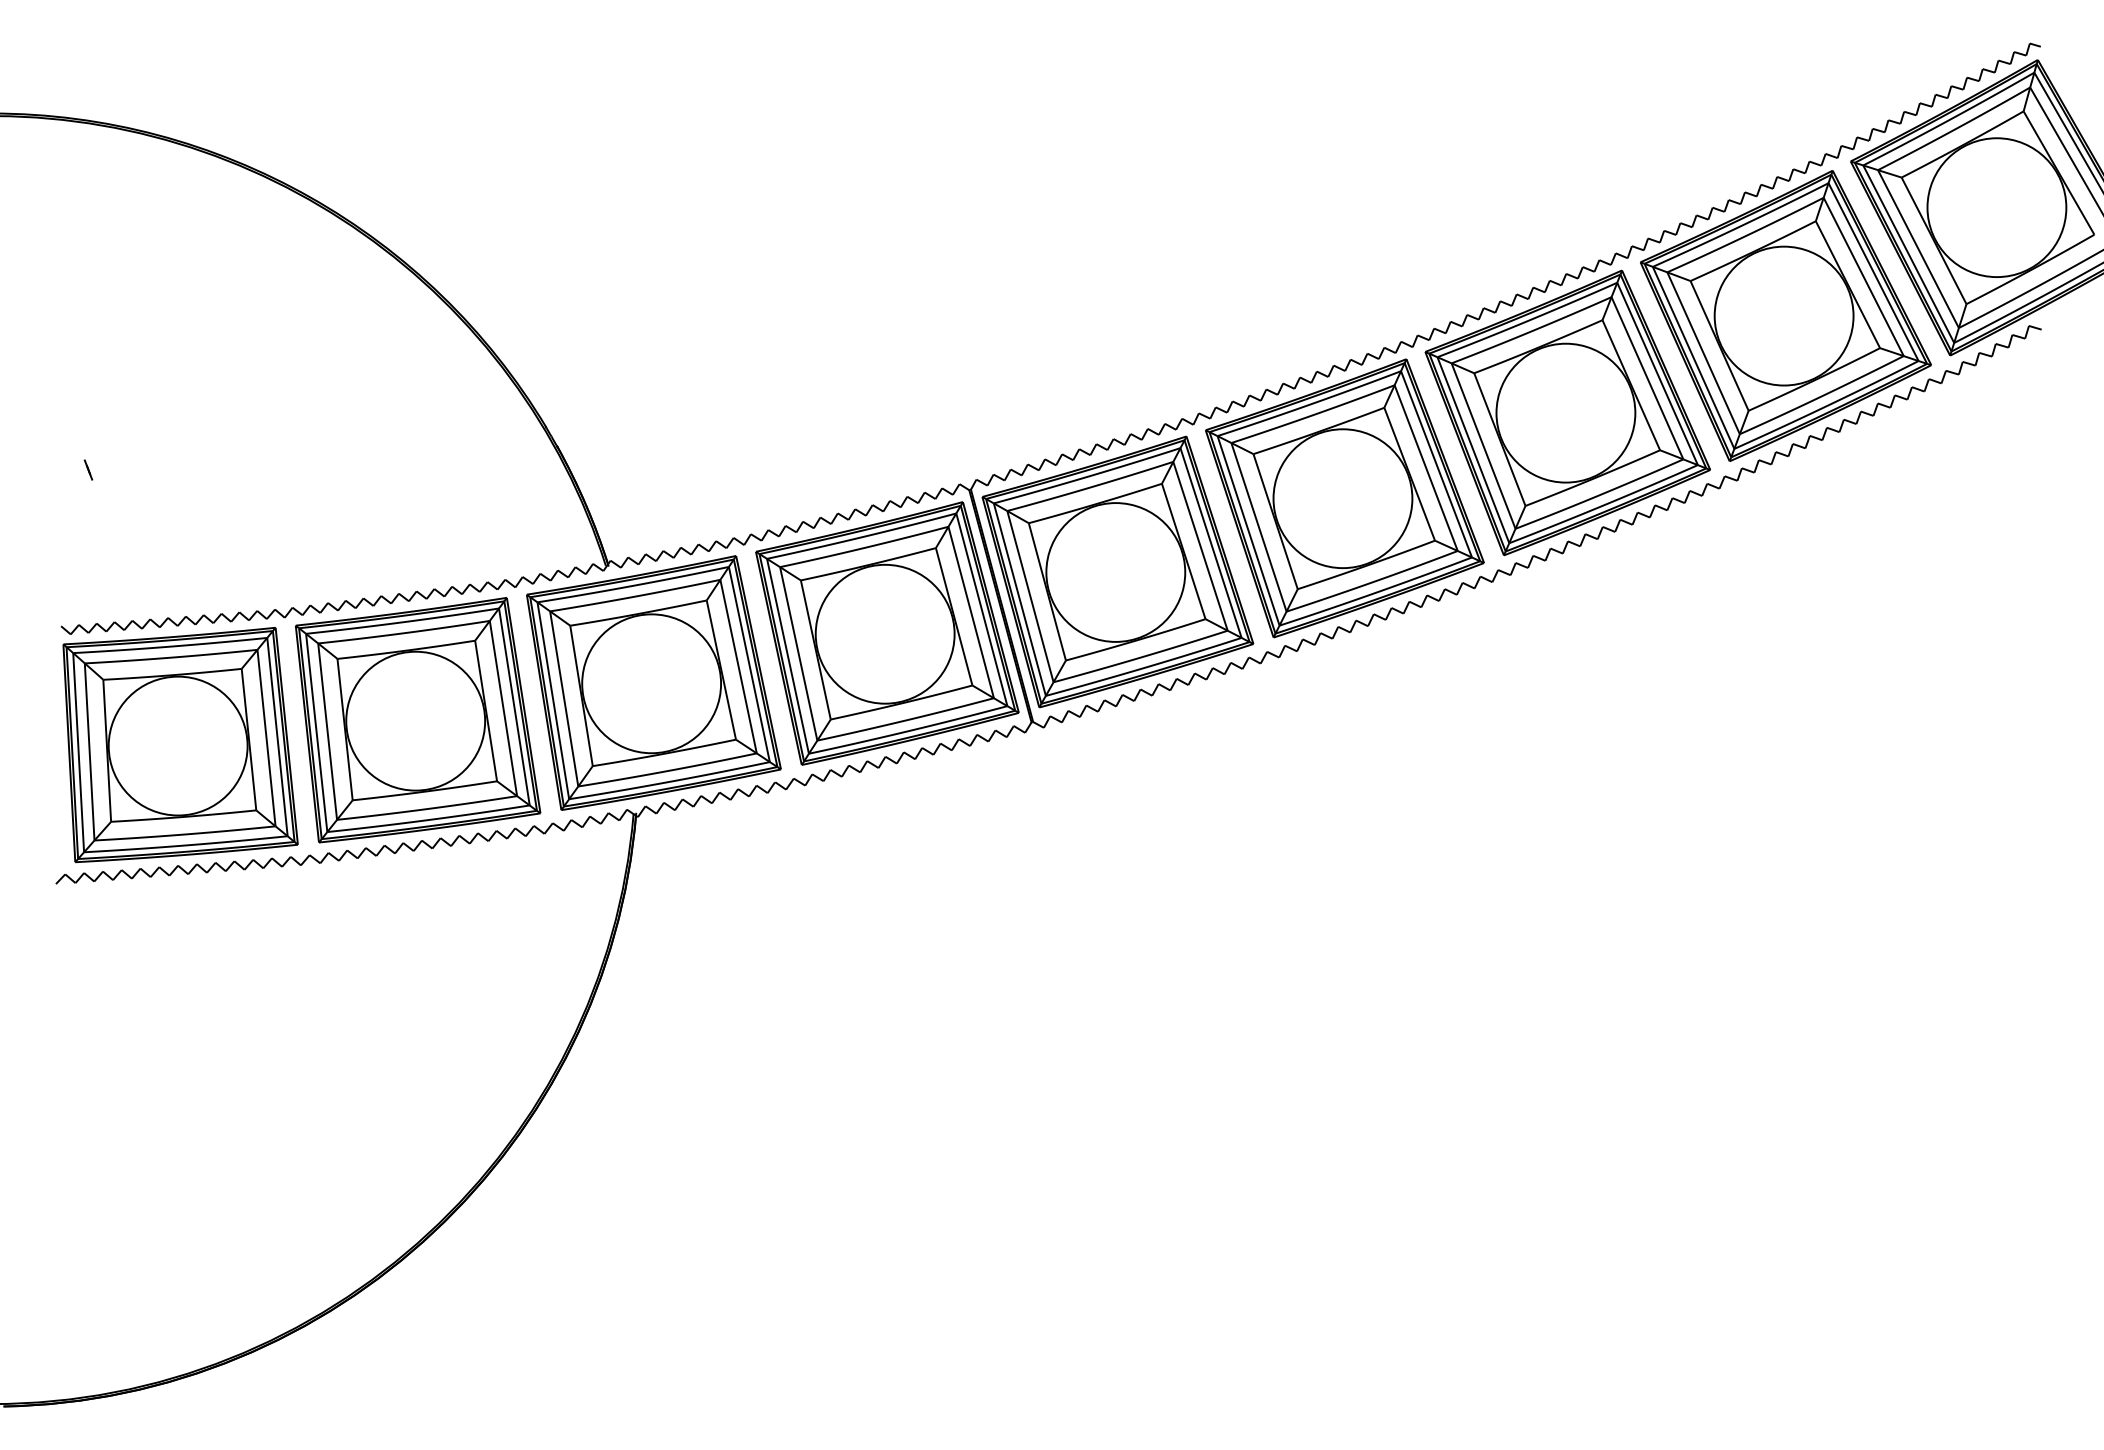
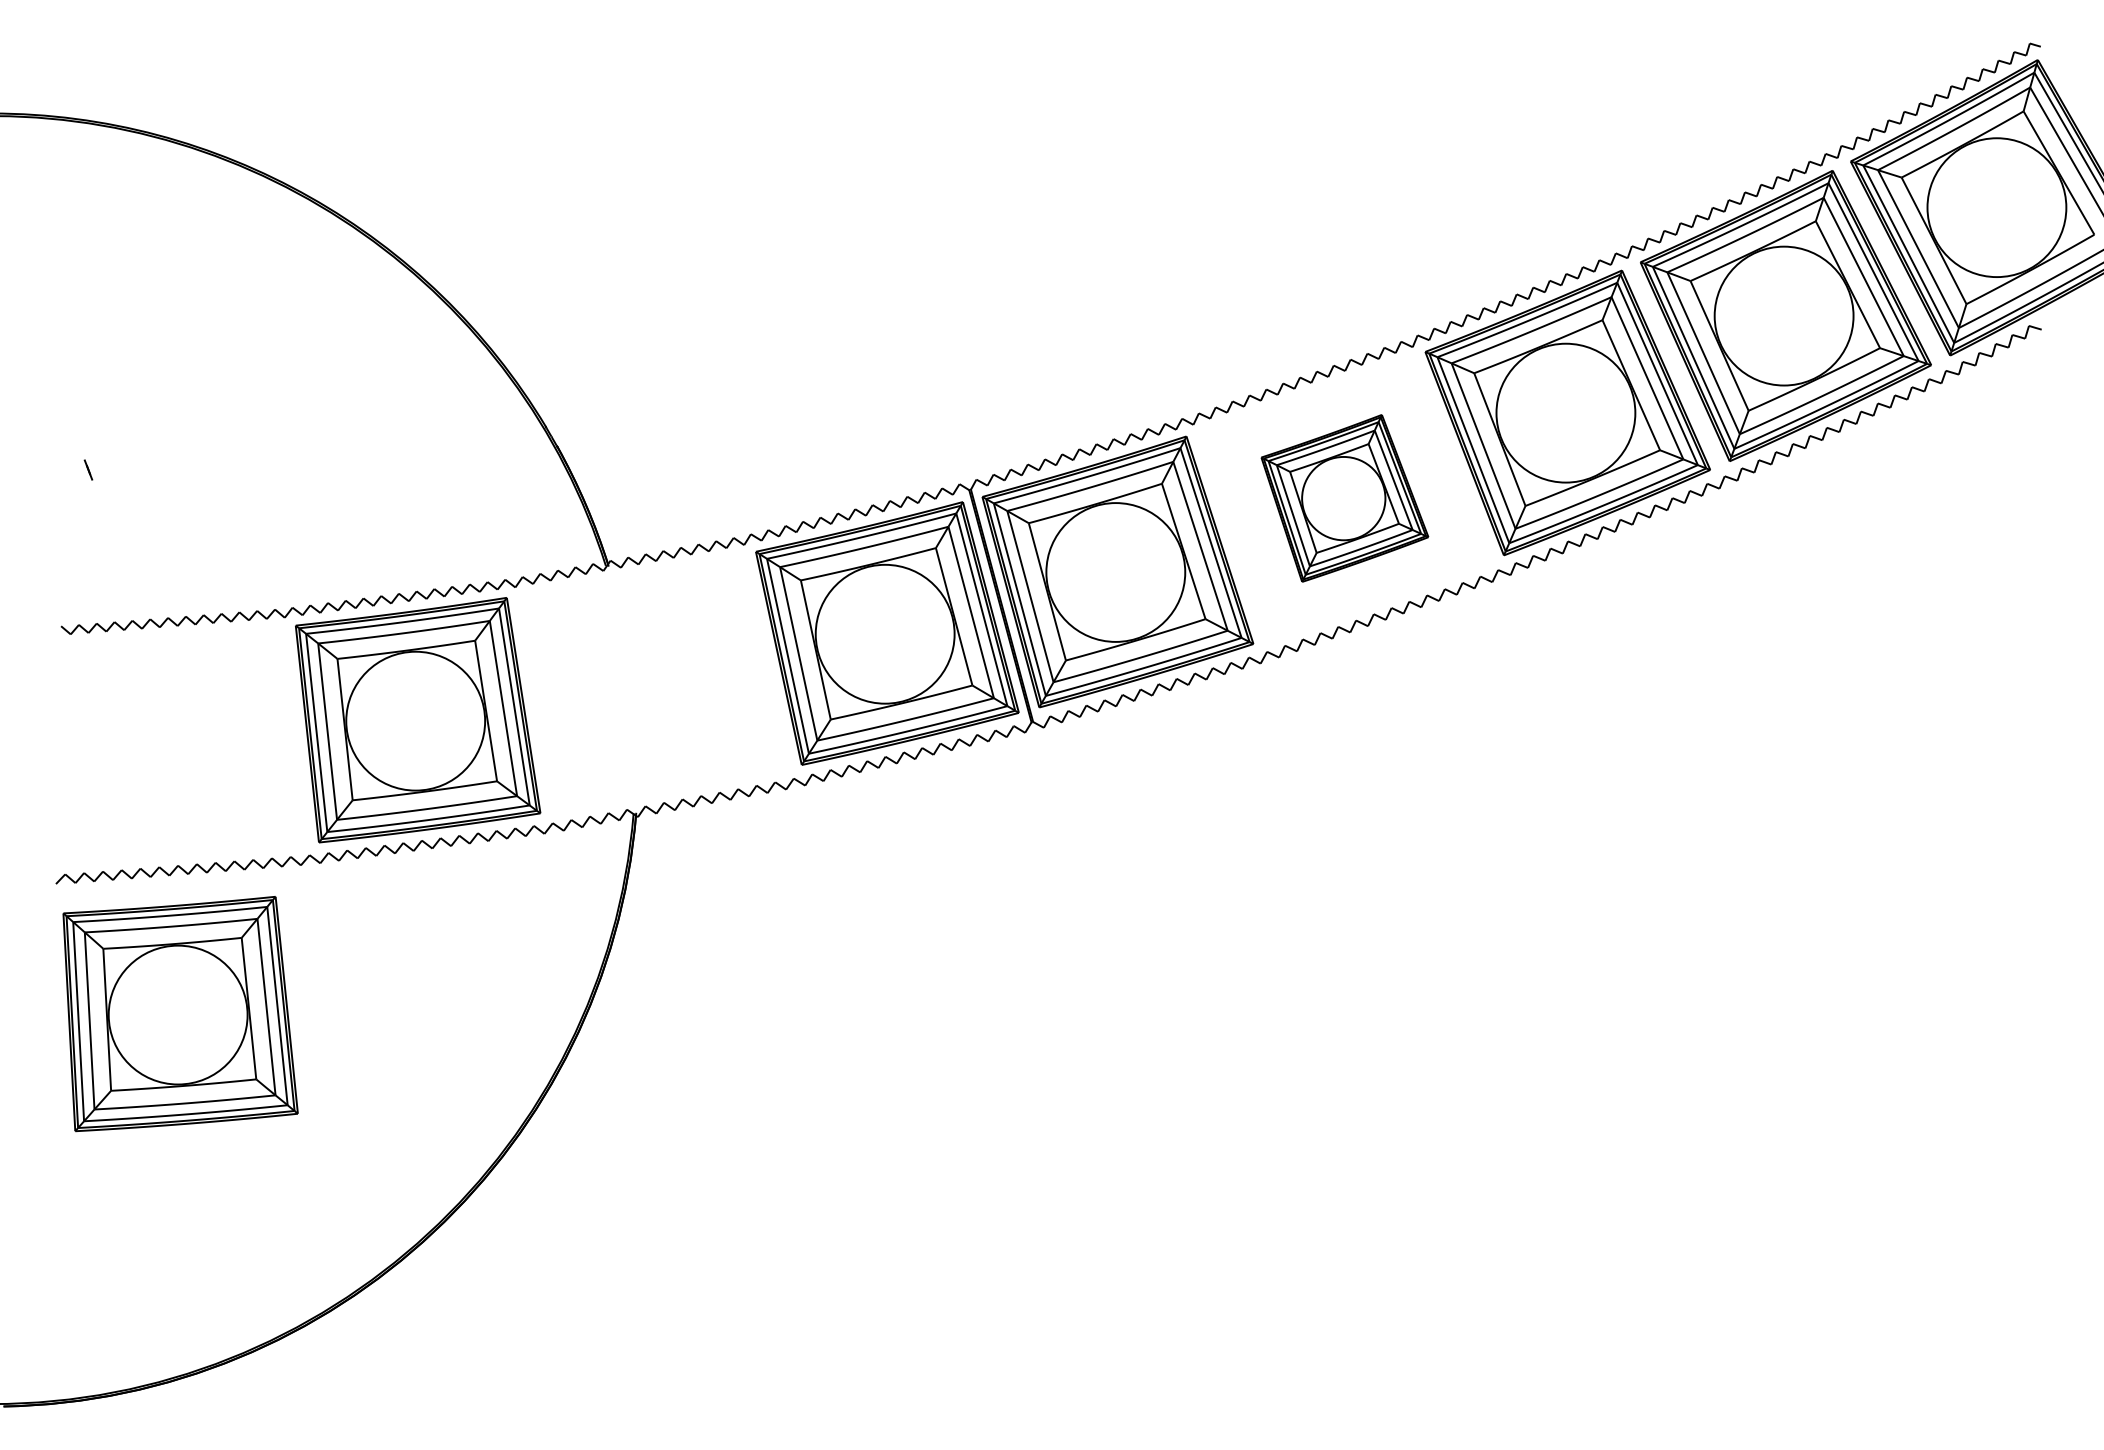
part size: 280x281 px -> 170x169 px (1344, 498)
part: present -> none (653, 682)
part position: (180, 745) -> (180, 1014) (180, 1014)
